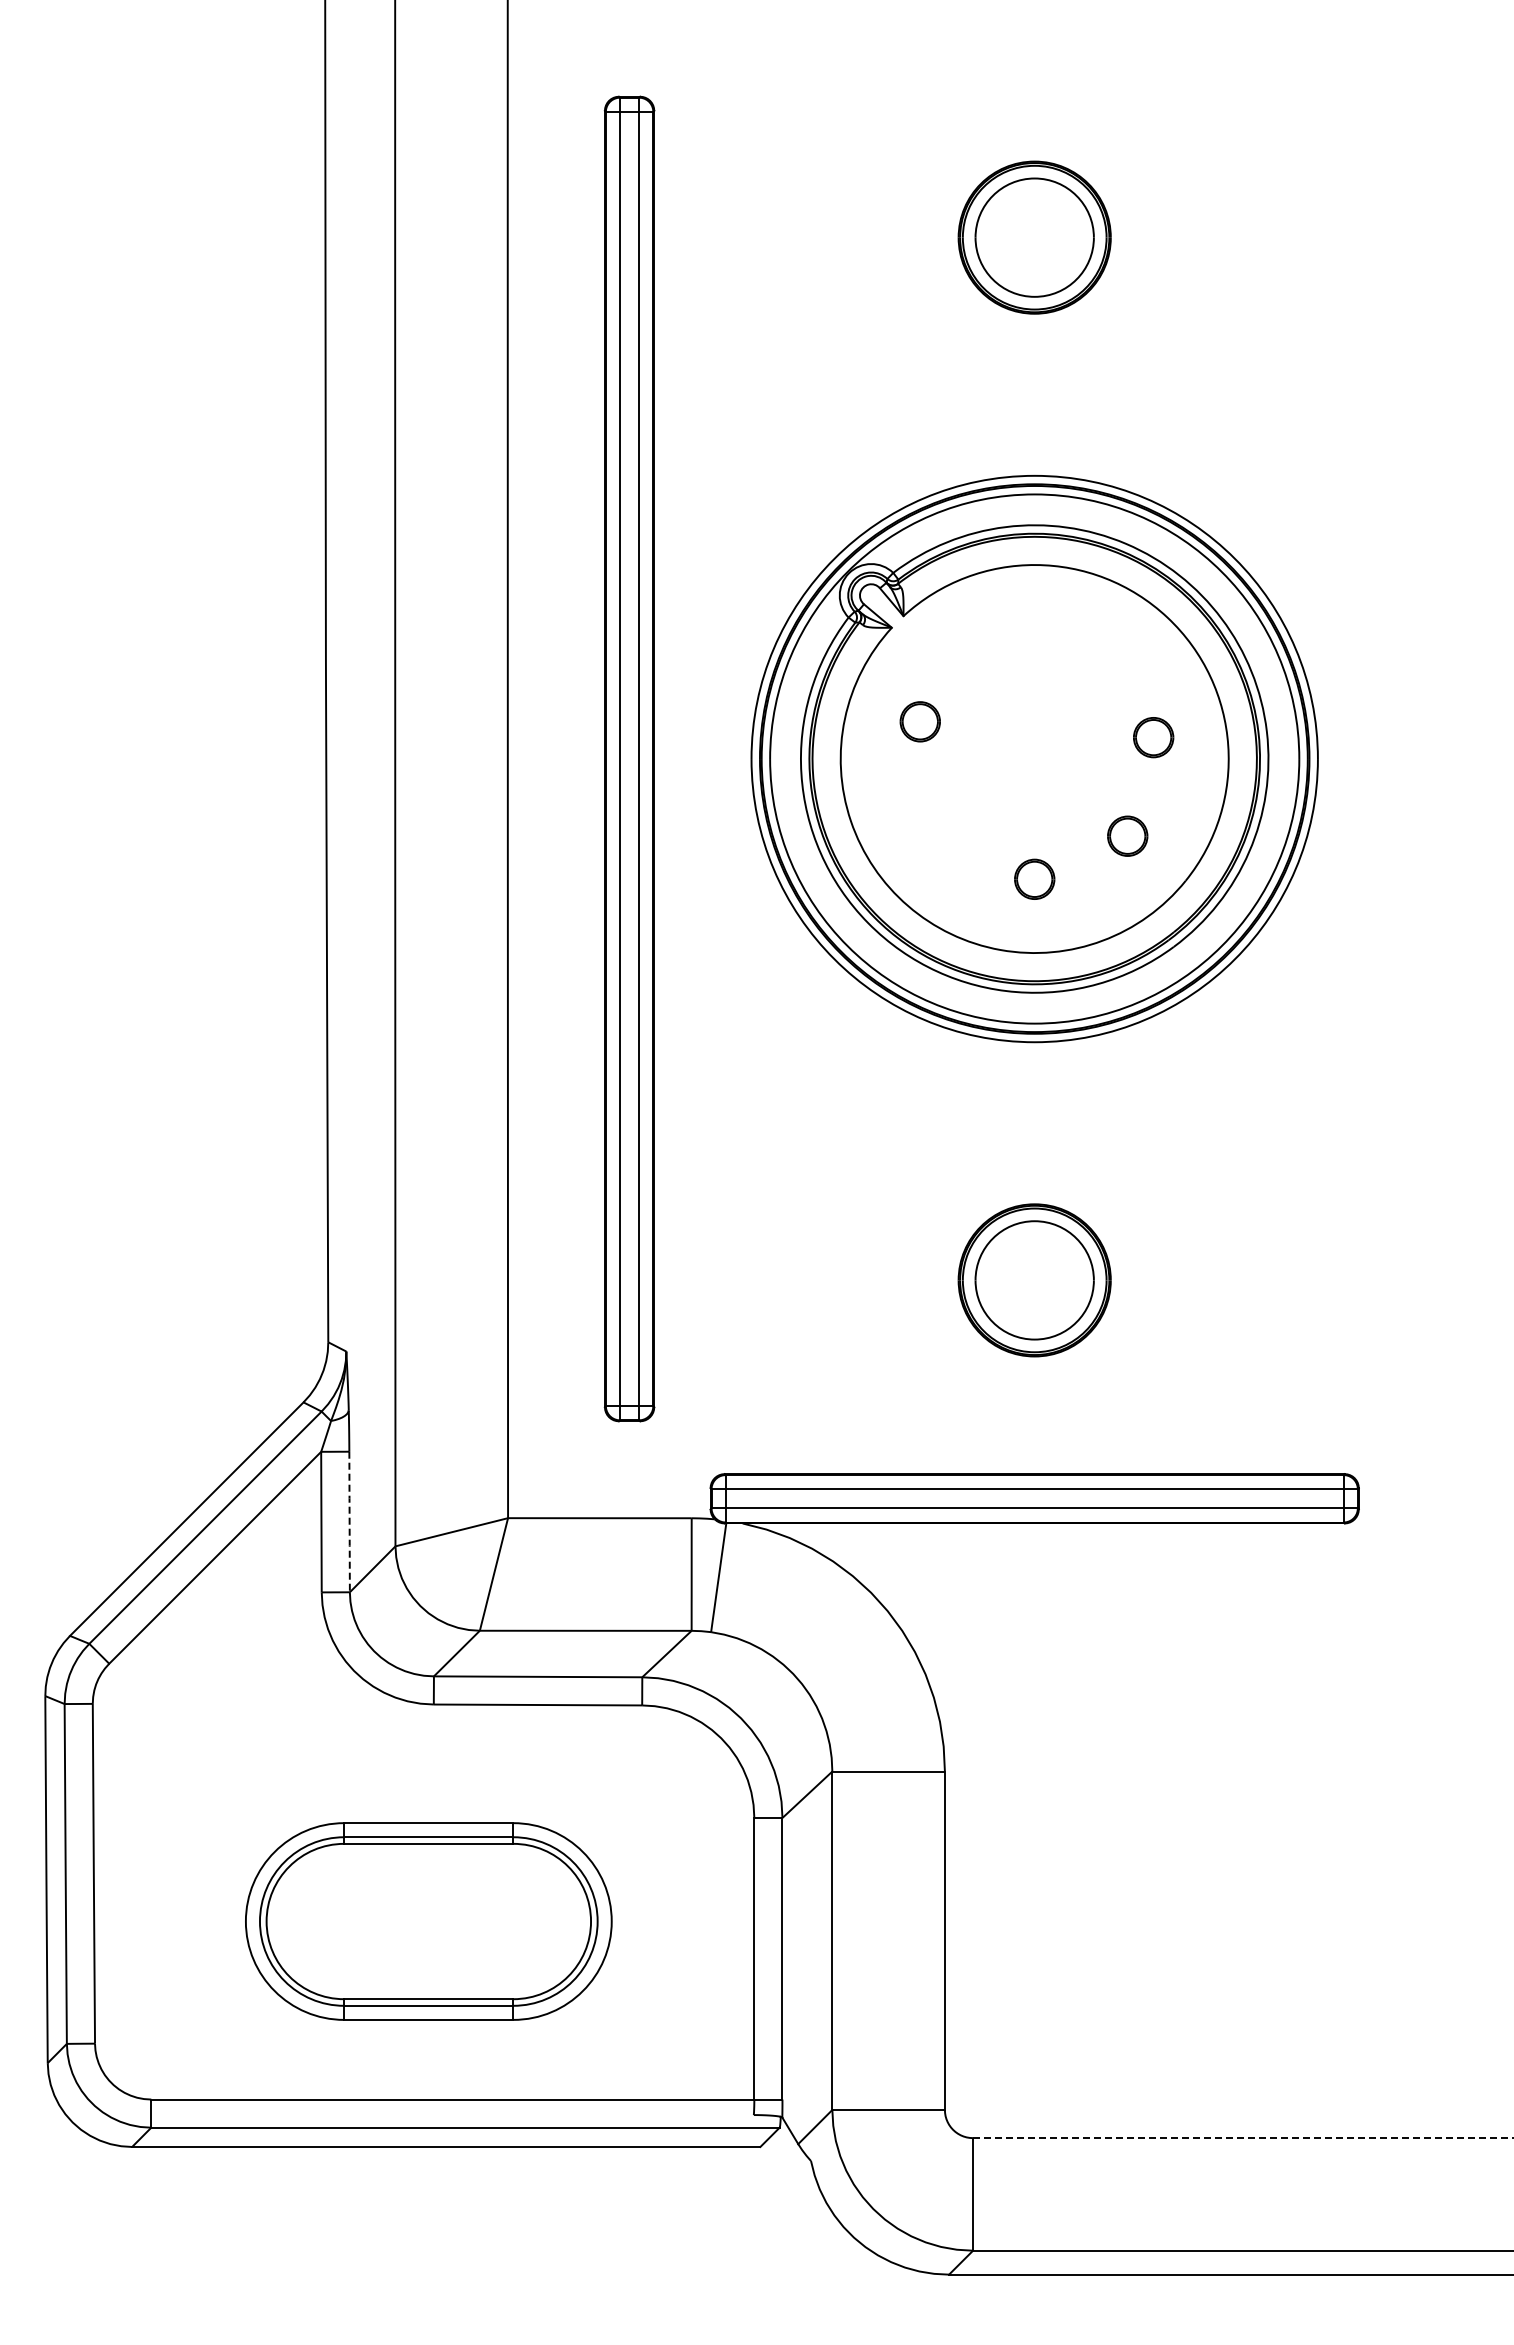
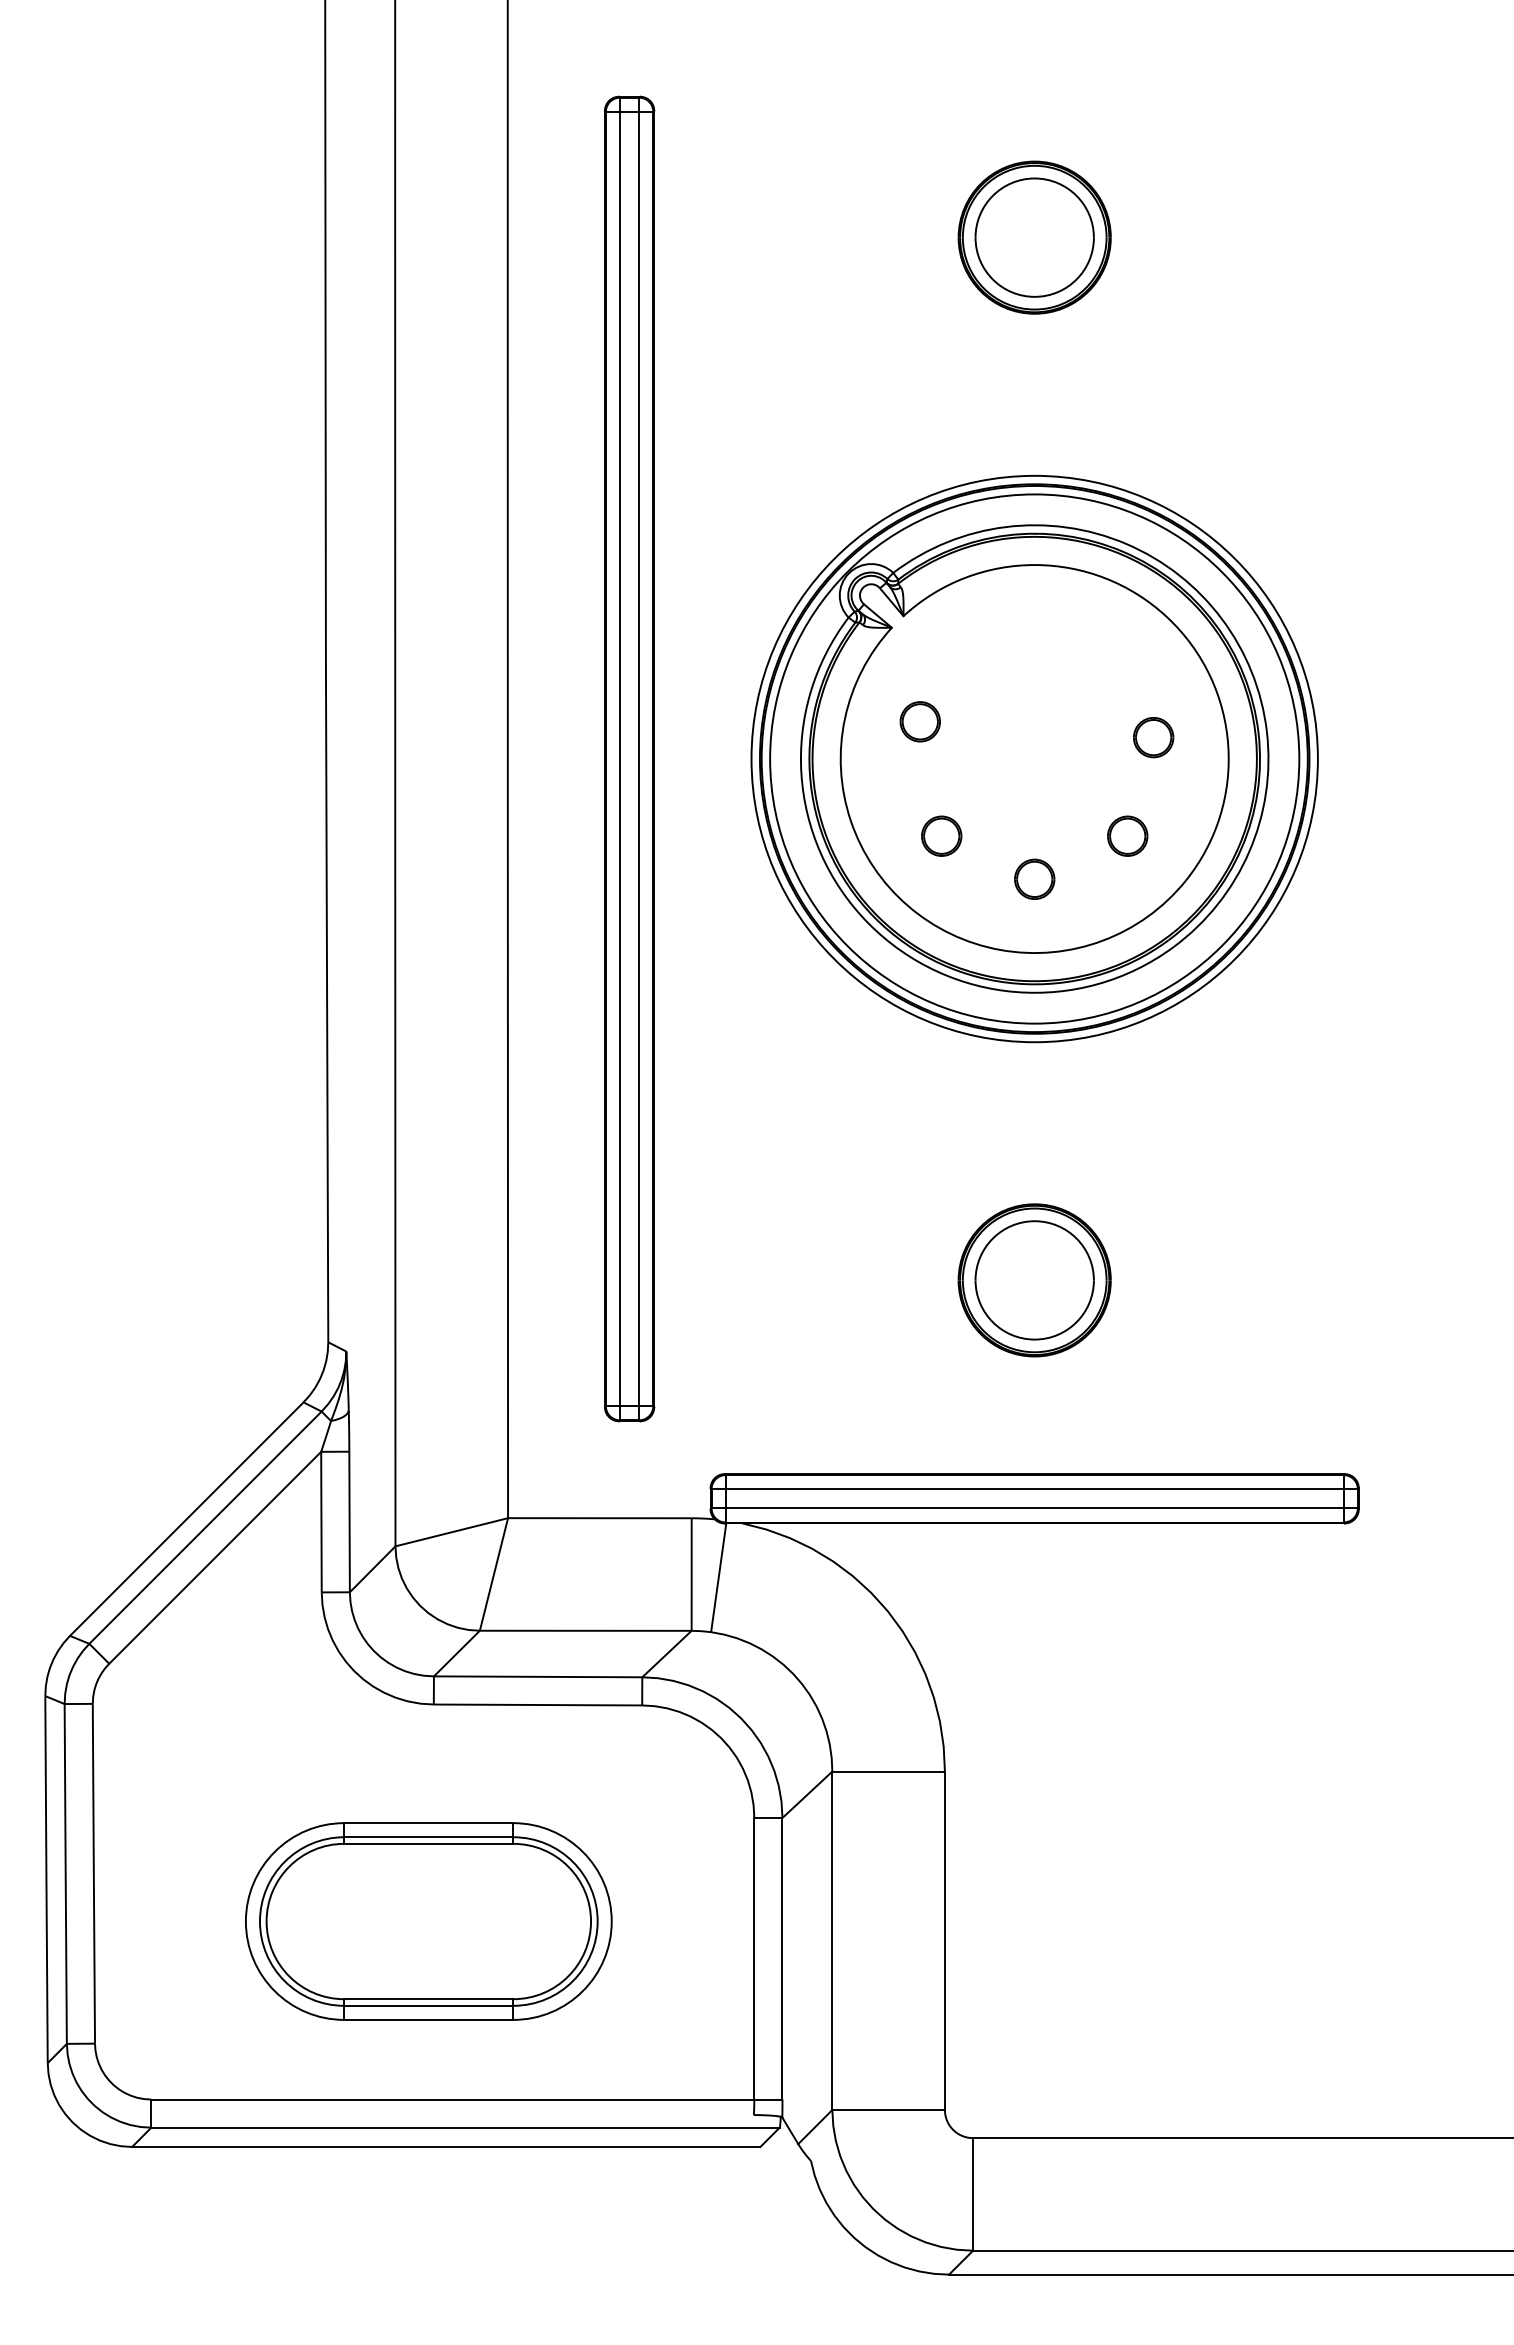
part: none -> present (941, 835)
line: dashed -> solid (349, 1522)
line: dashed -> solid (1243, 2138)
